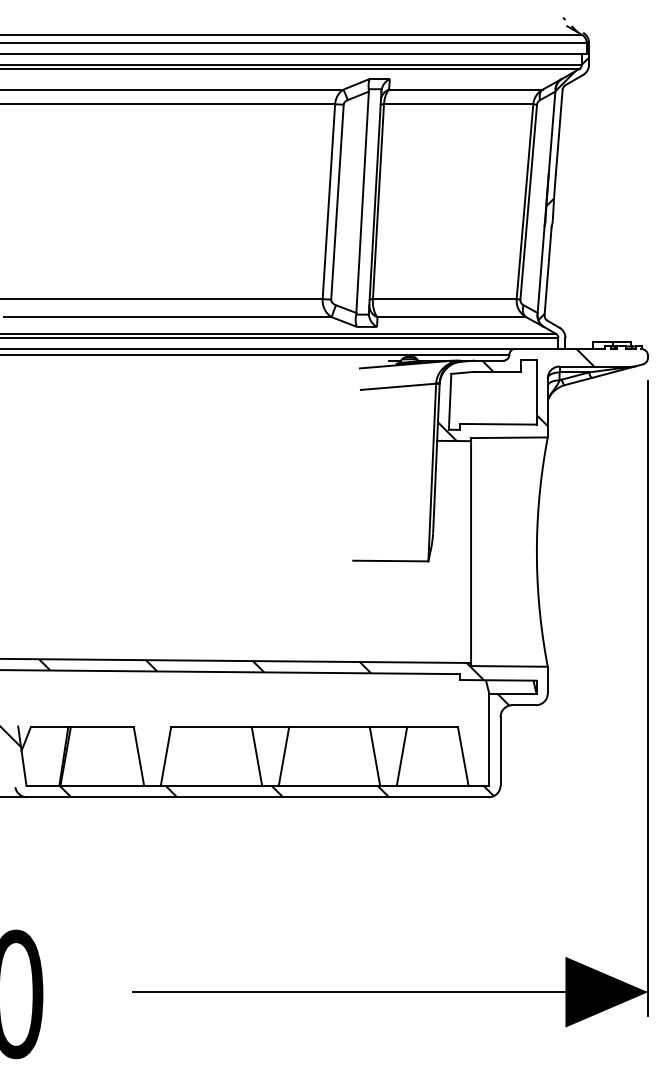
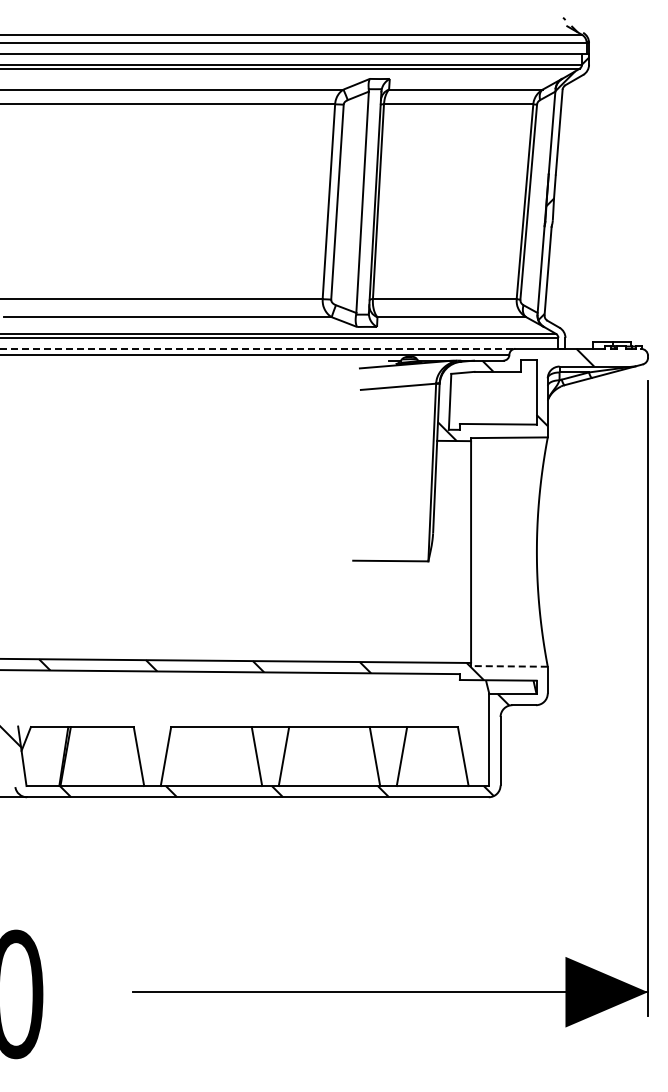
line: solid -> dashed (258, 348)
line: solid -> dashed (508, 666)
